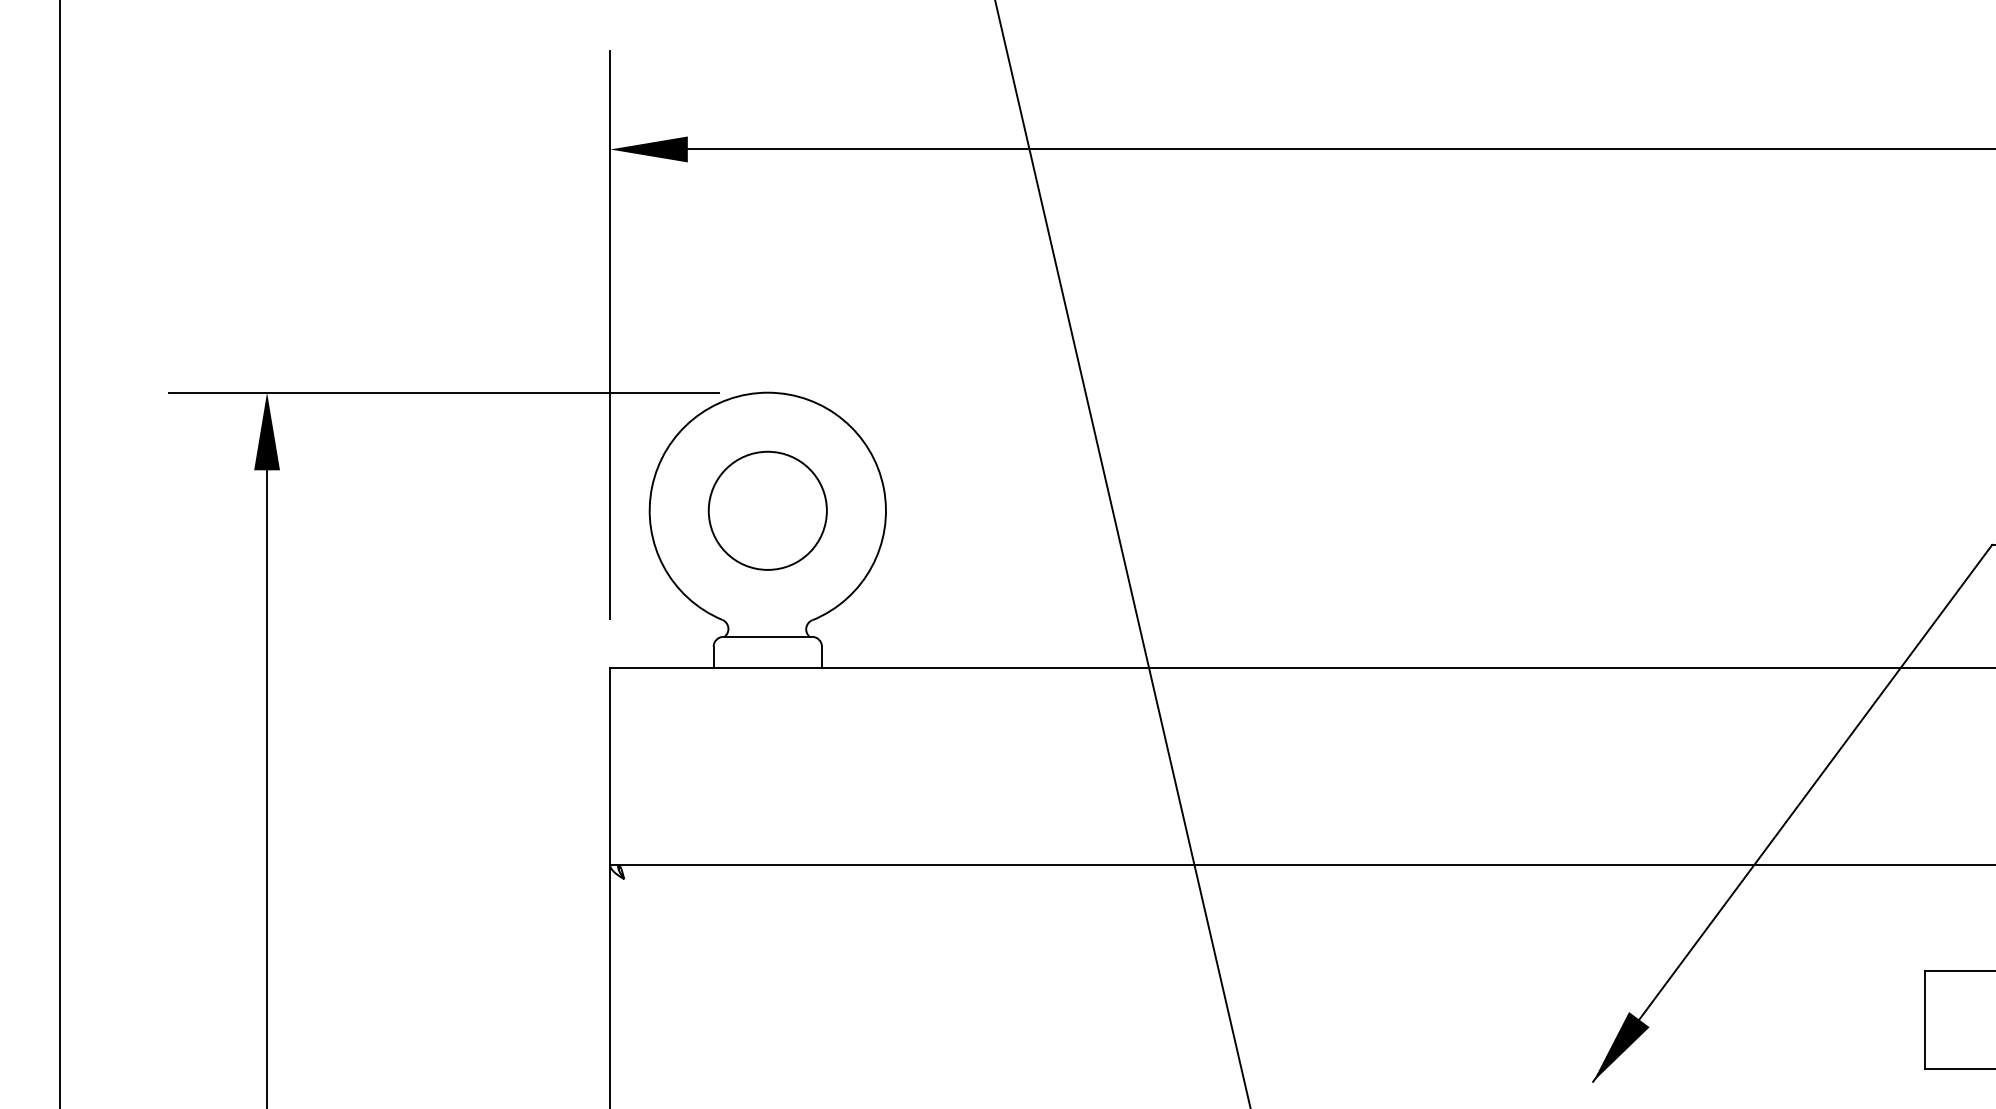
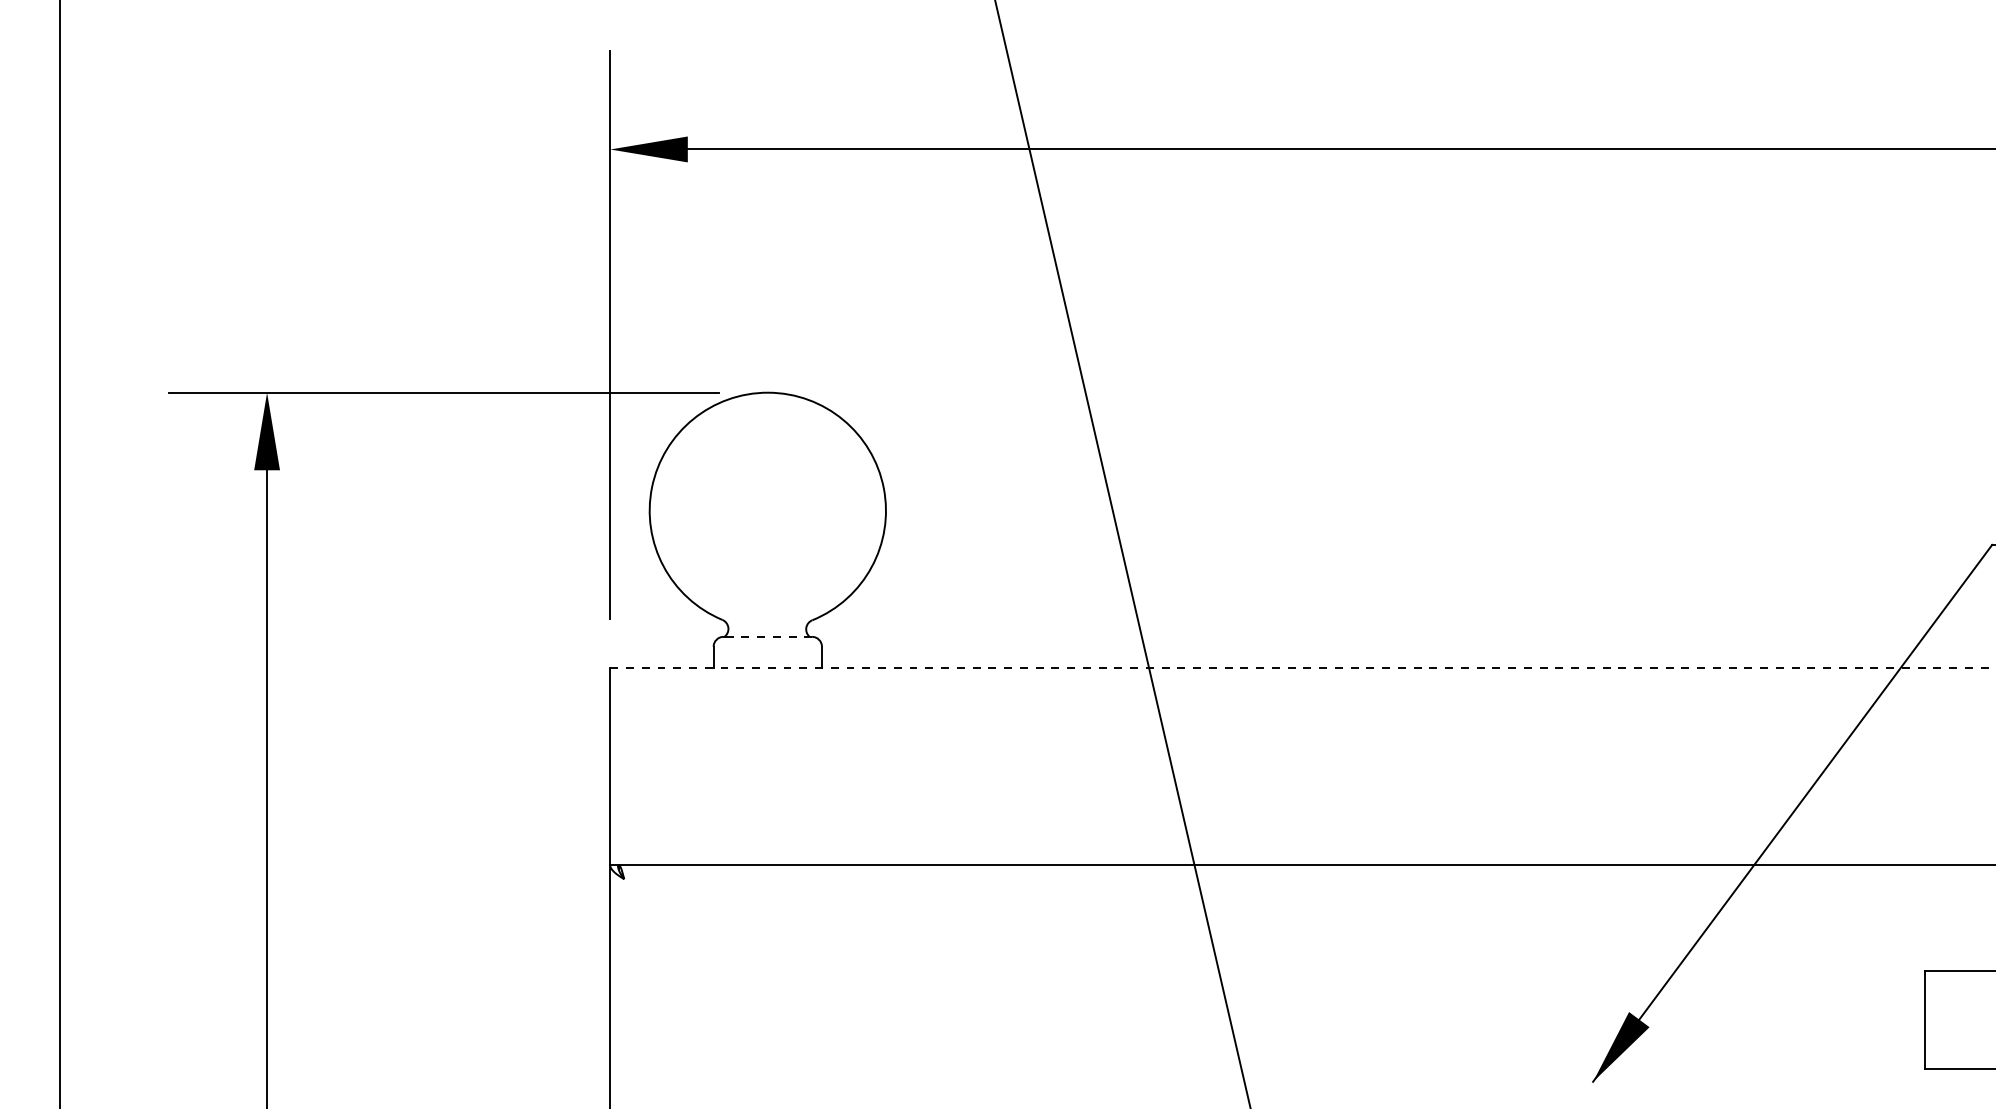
circle: present -> none (767, 510)
line: solid -> dashed (769, 636)
line: solid -> dashed (1303, 668)
